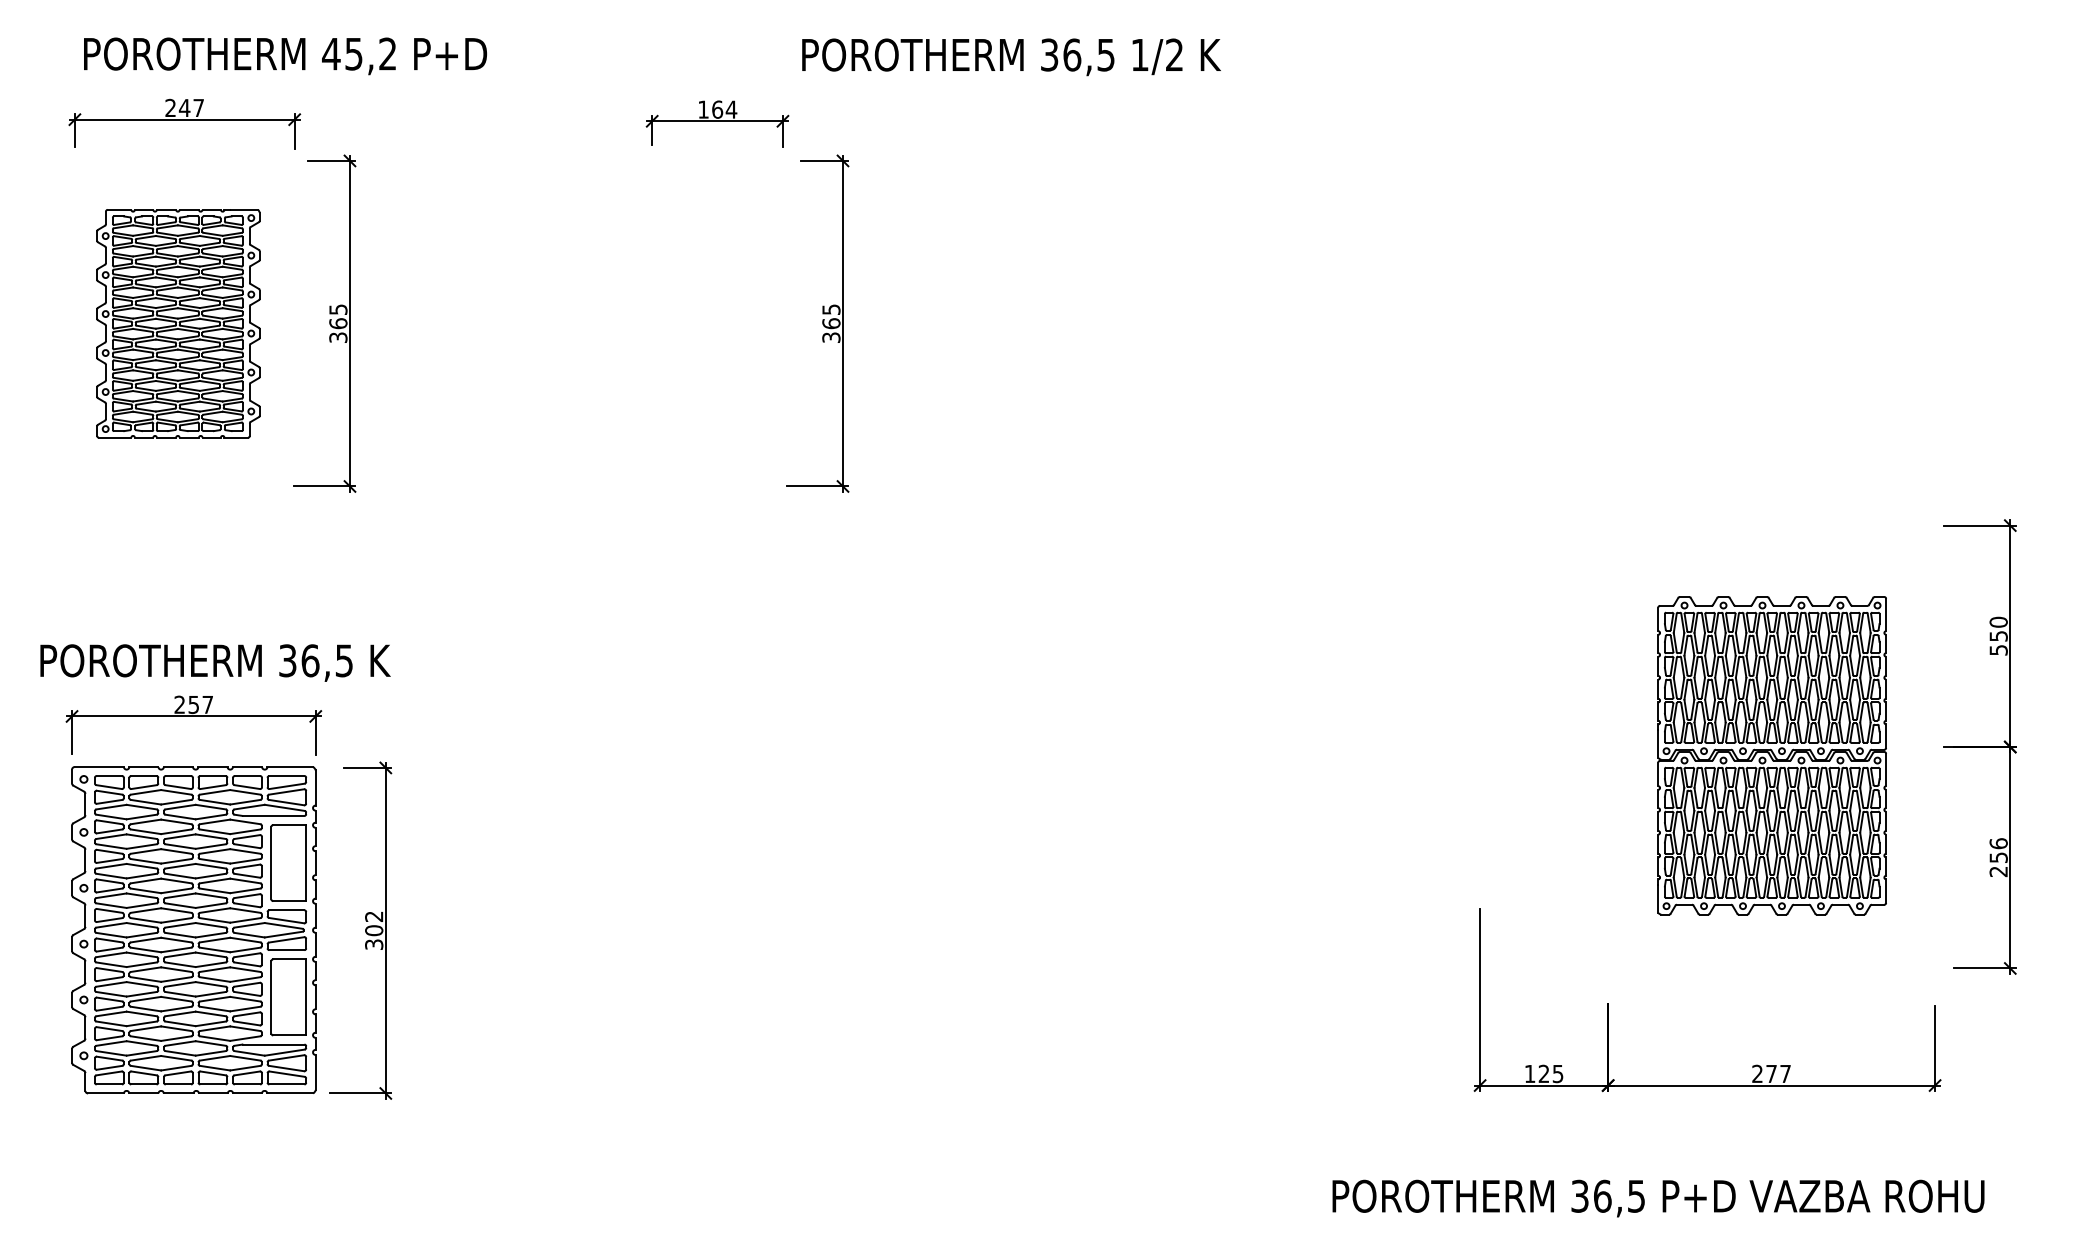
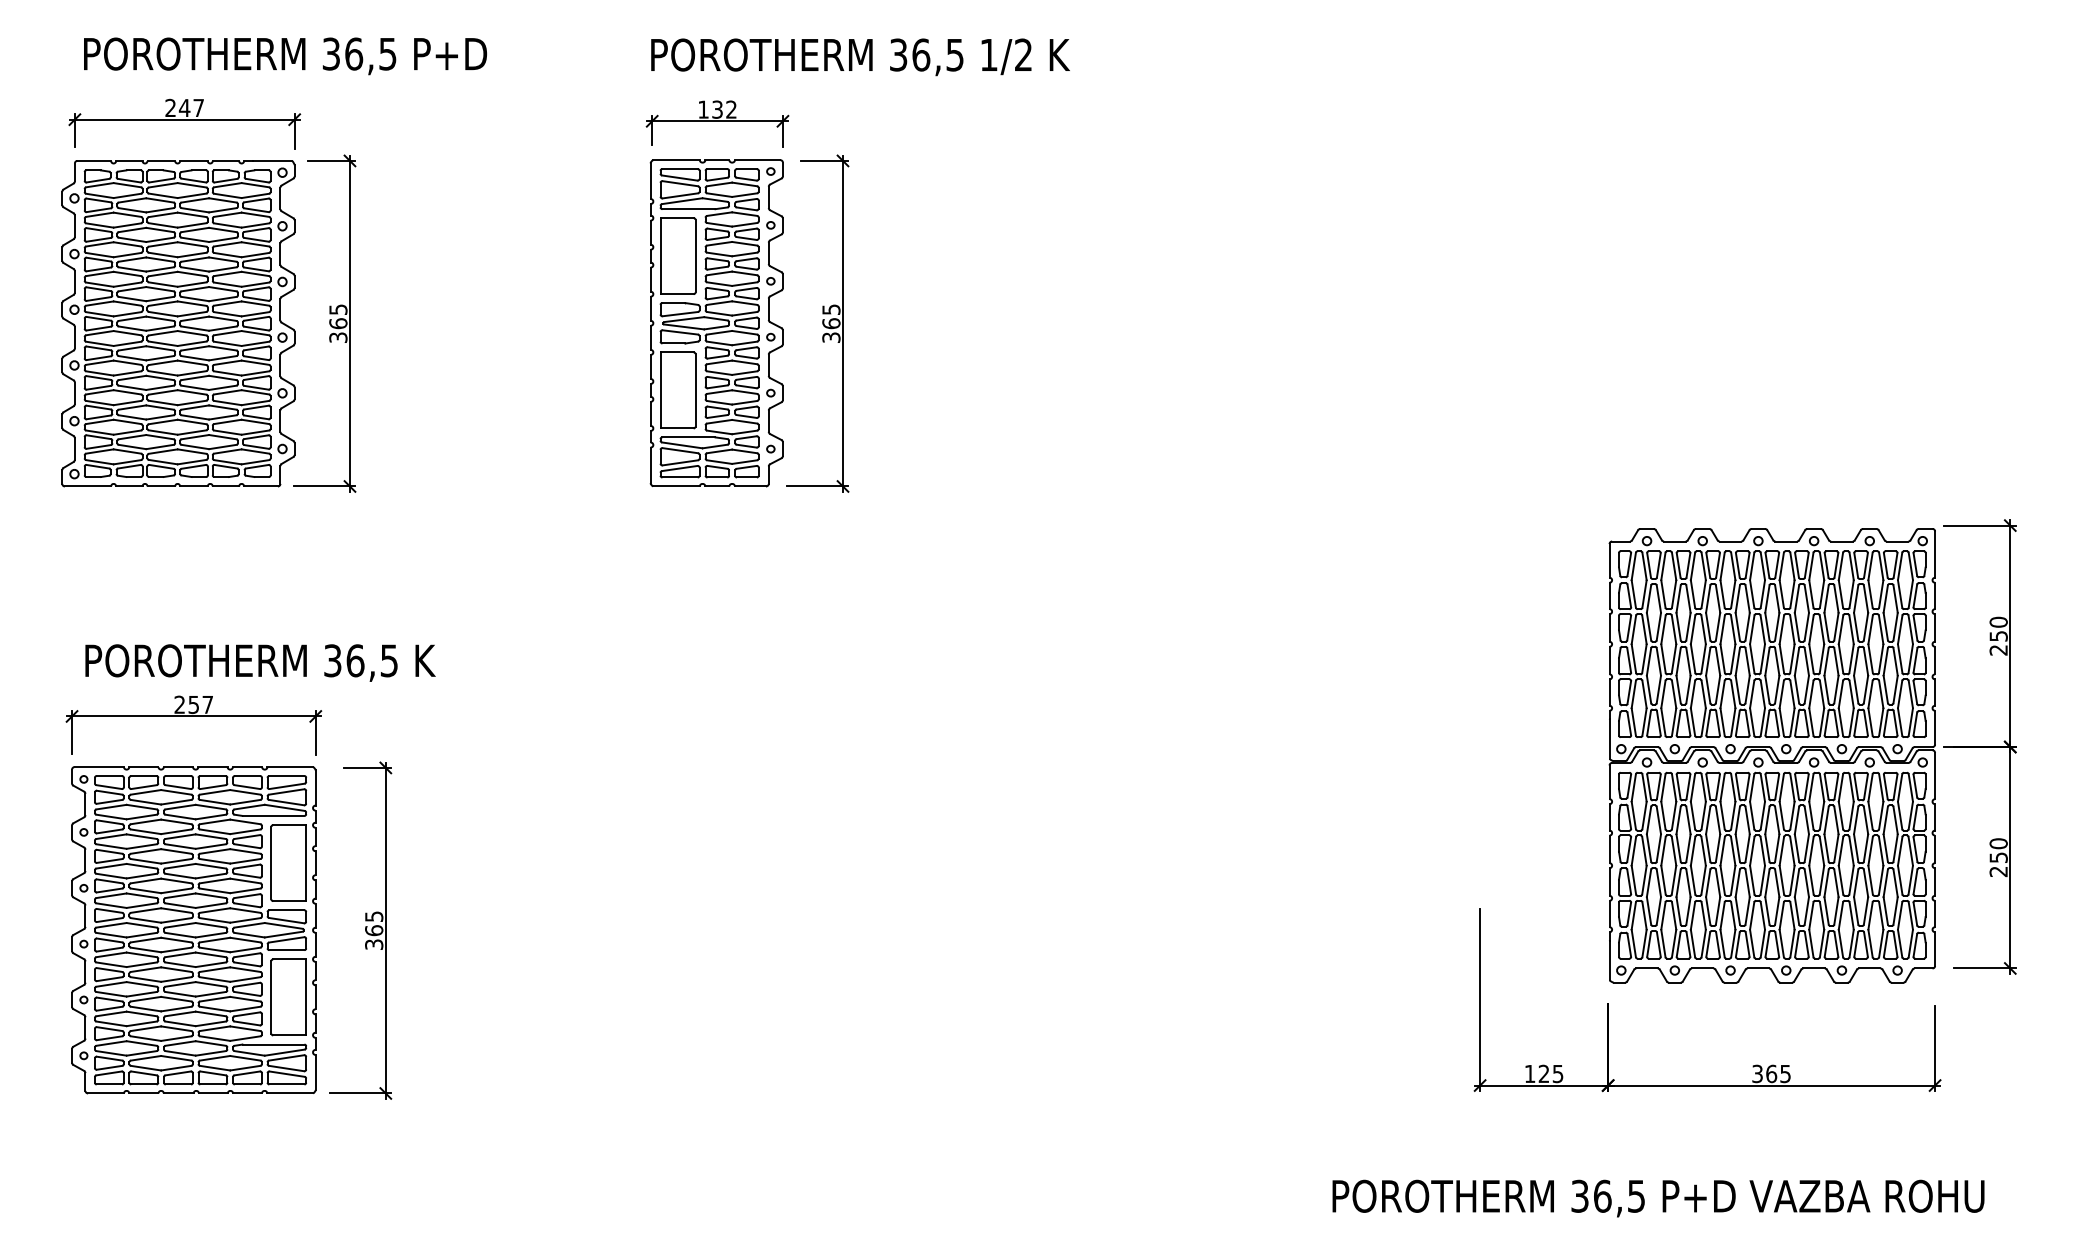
text: 45,2 -> 36,5 (359, 53)
text position: (1011, 57) -> (860, 57) (860, 57)
text: 164 -> 132 (724, 109)
part size: 165x230 px -> 235x328 px (178, 323)
part: none -> present (716, 323)
text: 550 -> 250 (1998, 650)
text position: (215, 662) -> (260, 662) (260, 662)
part size: 230x320 px -> 328x456 px (1771, 755)
text: 256 -> 250 (1998, 843)
text: 302 -> 365 (374, 923)
text: 277 -> 365 (1771, 1073)
